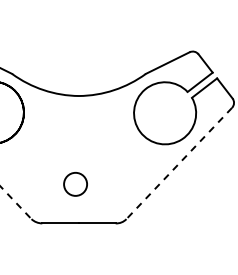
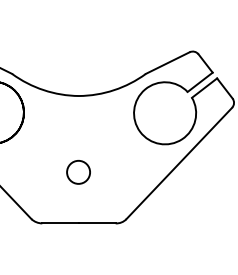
line: dashed -> solid (179, 163)
circle position: (75, 184) -> (78, 172) (78, 172)
line: dashed -> solid (16, 203)
